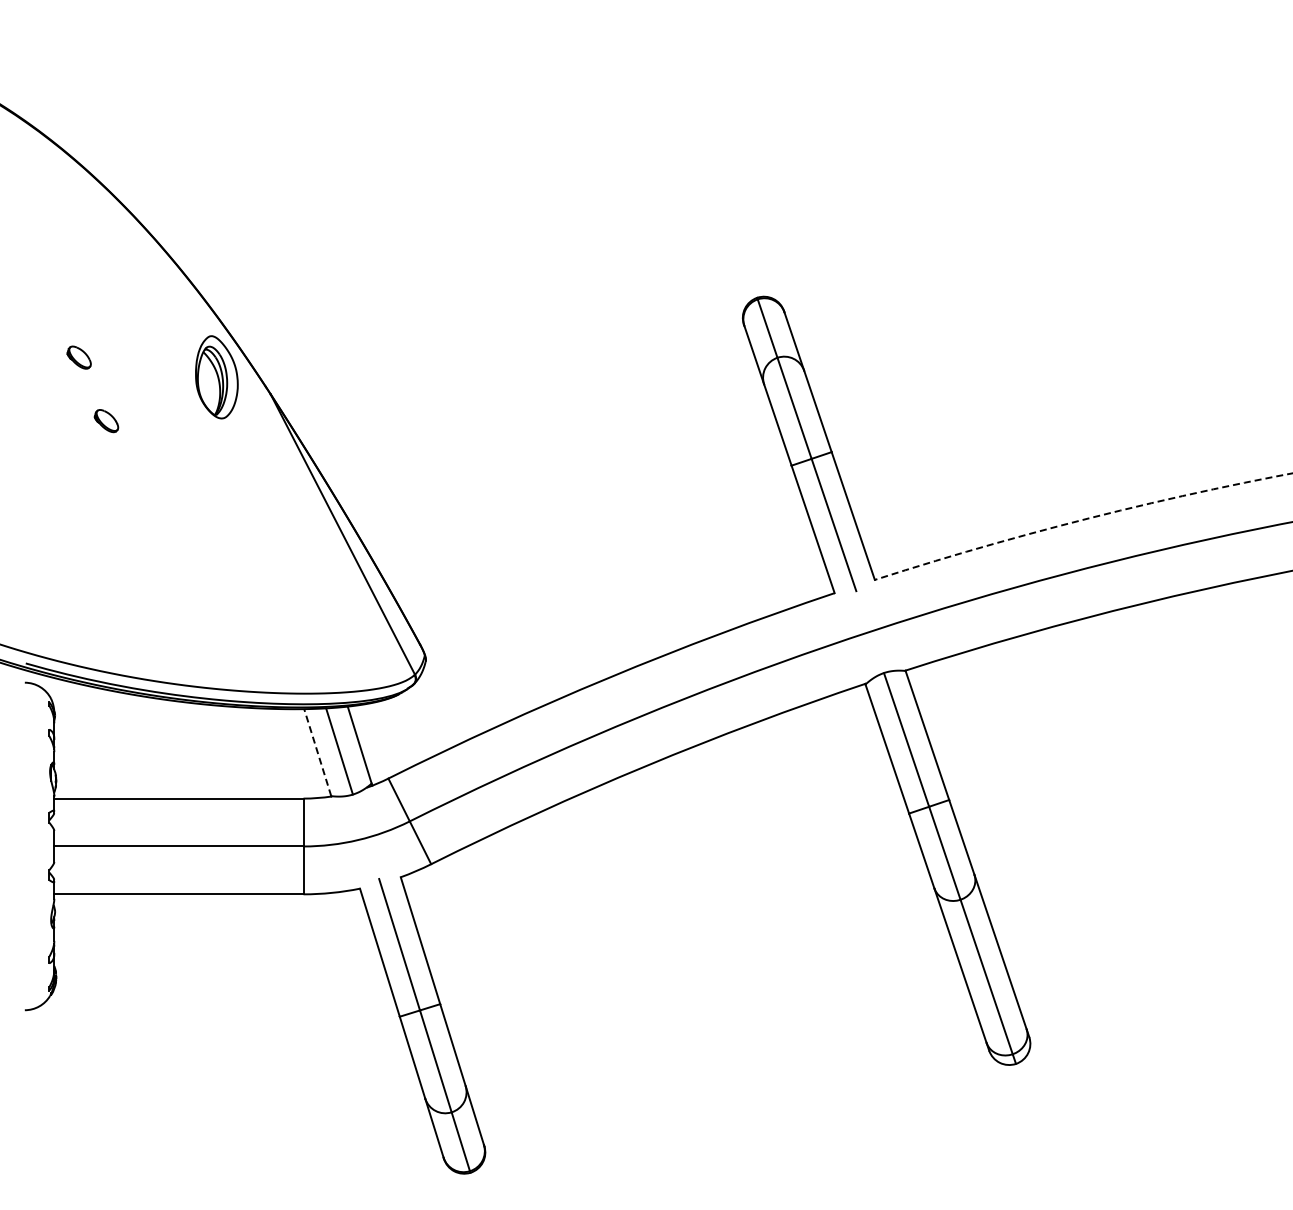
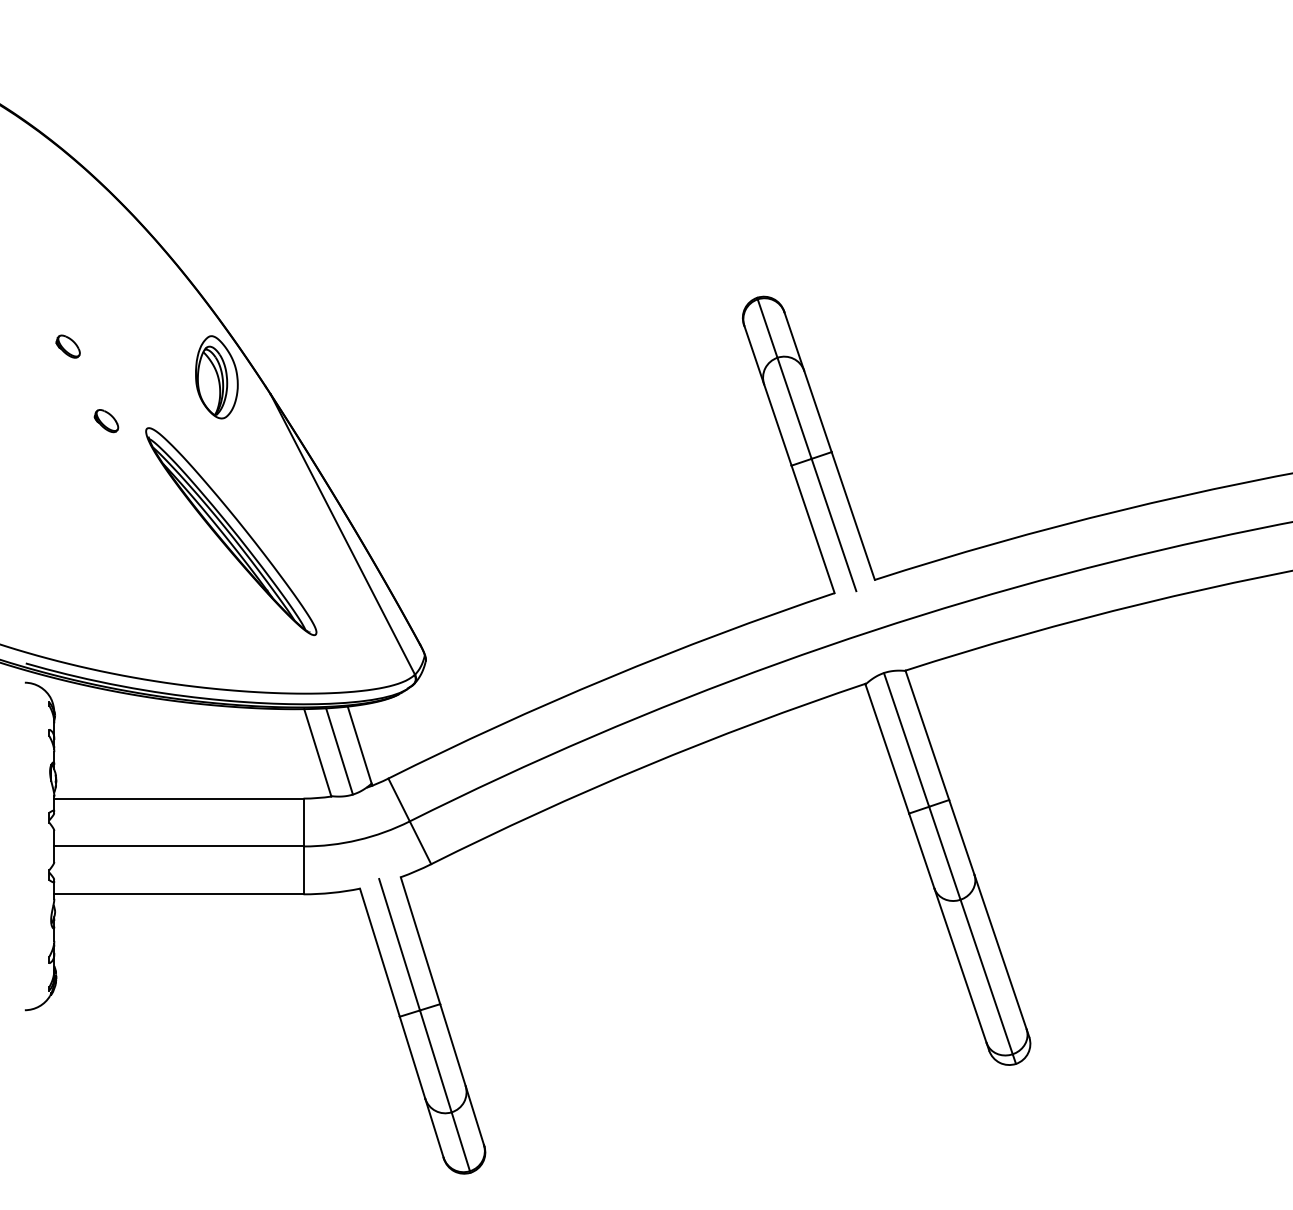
part position: (78, 357) -> (67, 346) (67, 346)
arc: dashed -> solid (1082, 520)
part: none -> present (231, 531)
line: dashed -> solid (317, 752)
